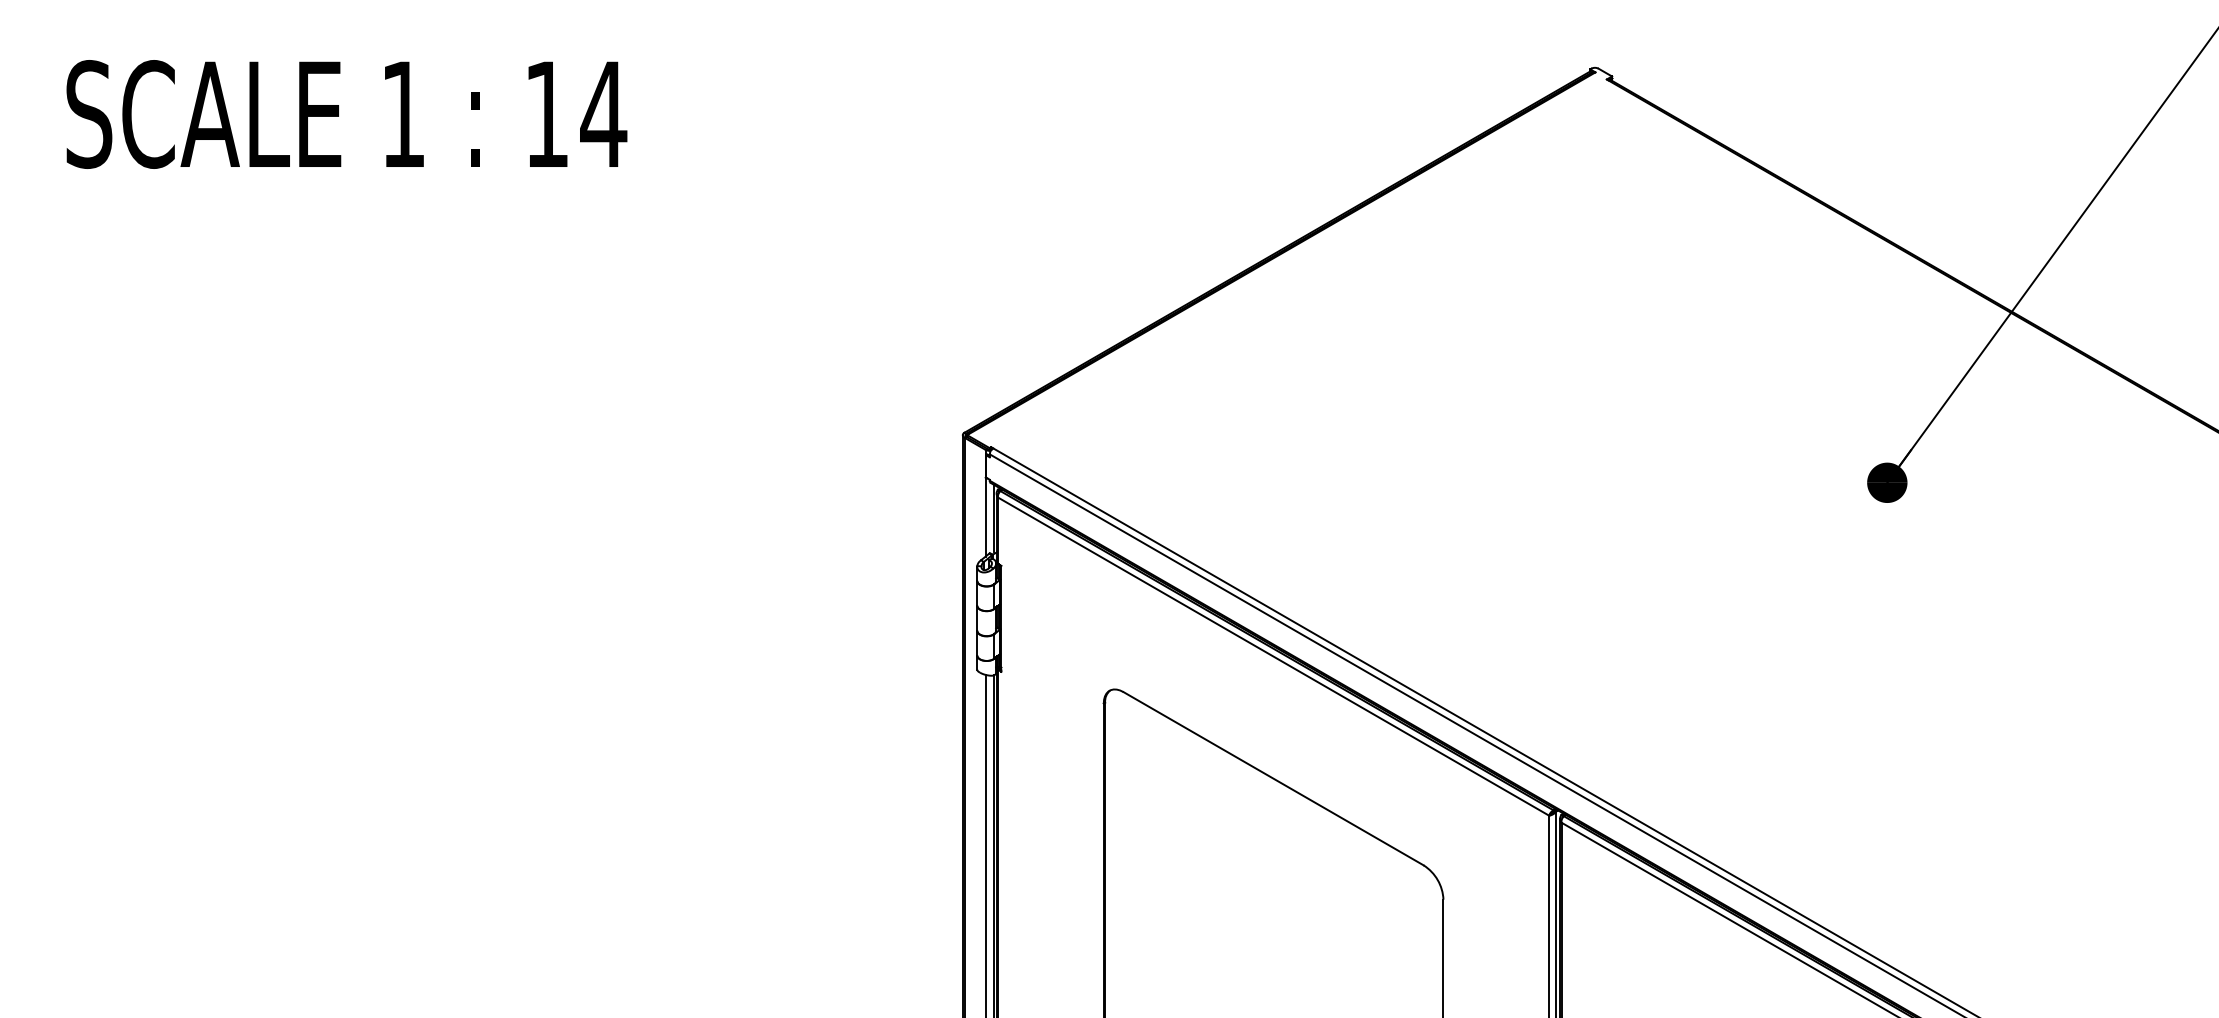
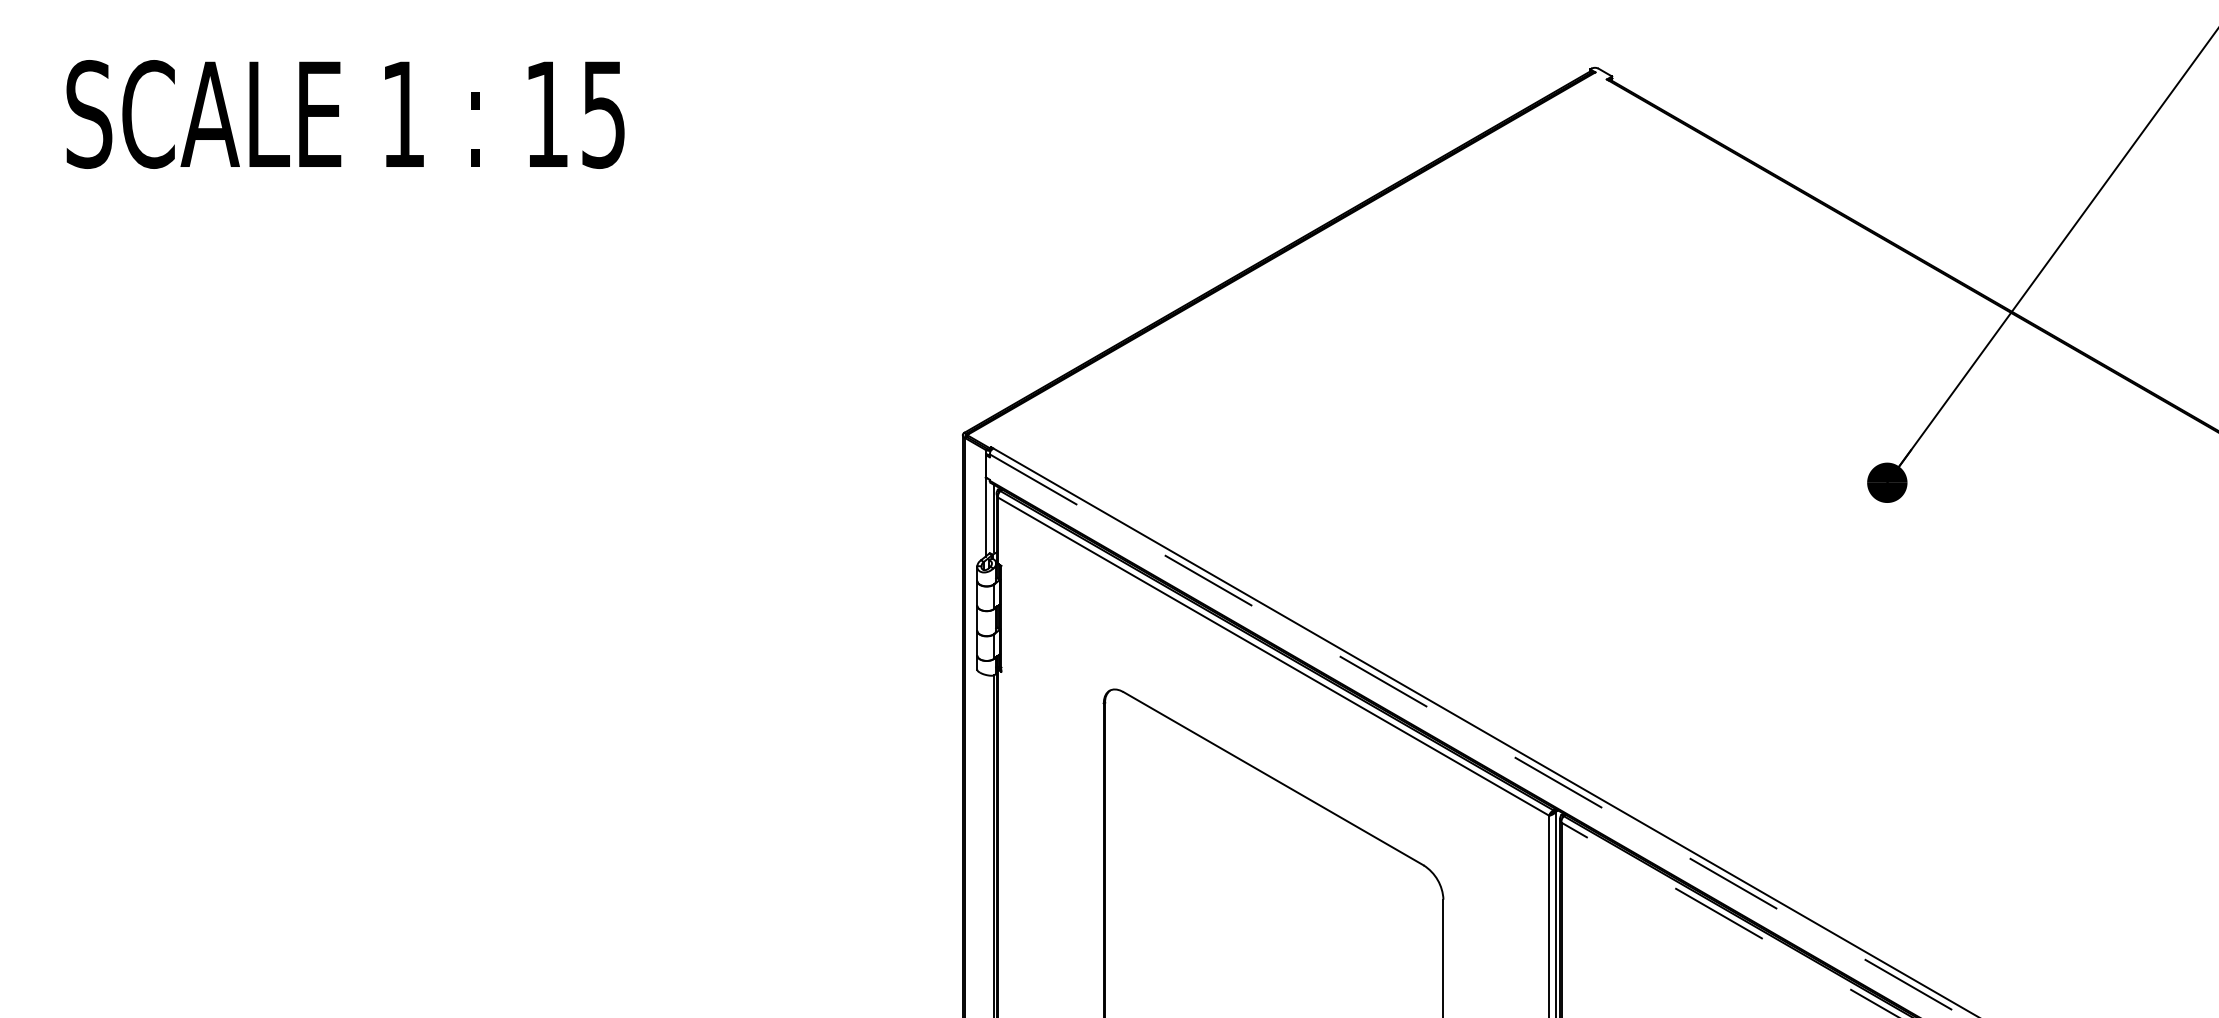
text: 14 -> 15 (603, 114)
line: solid -> dashed (1478, 736)
line: present -> none (985, 844)
line: solid -> dashed (1730, 920)
